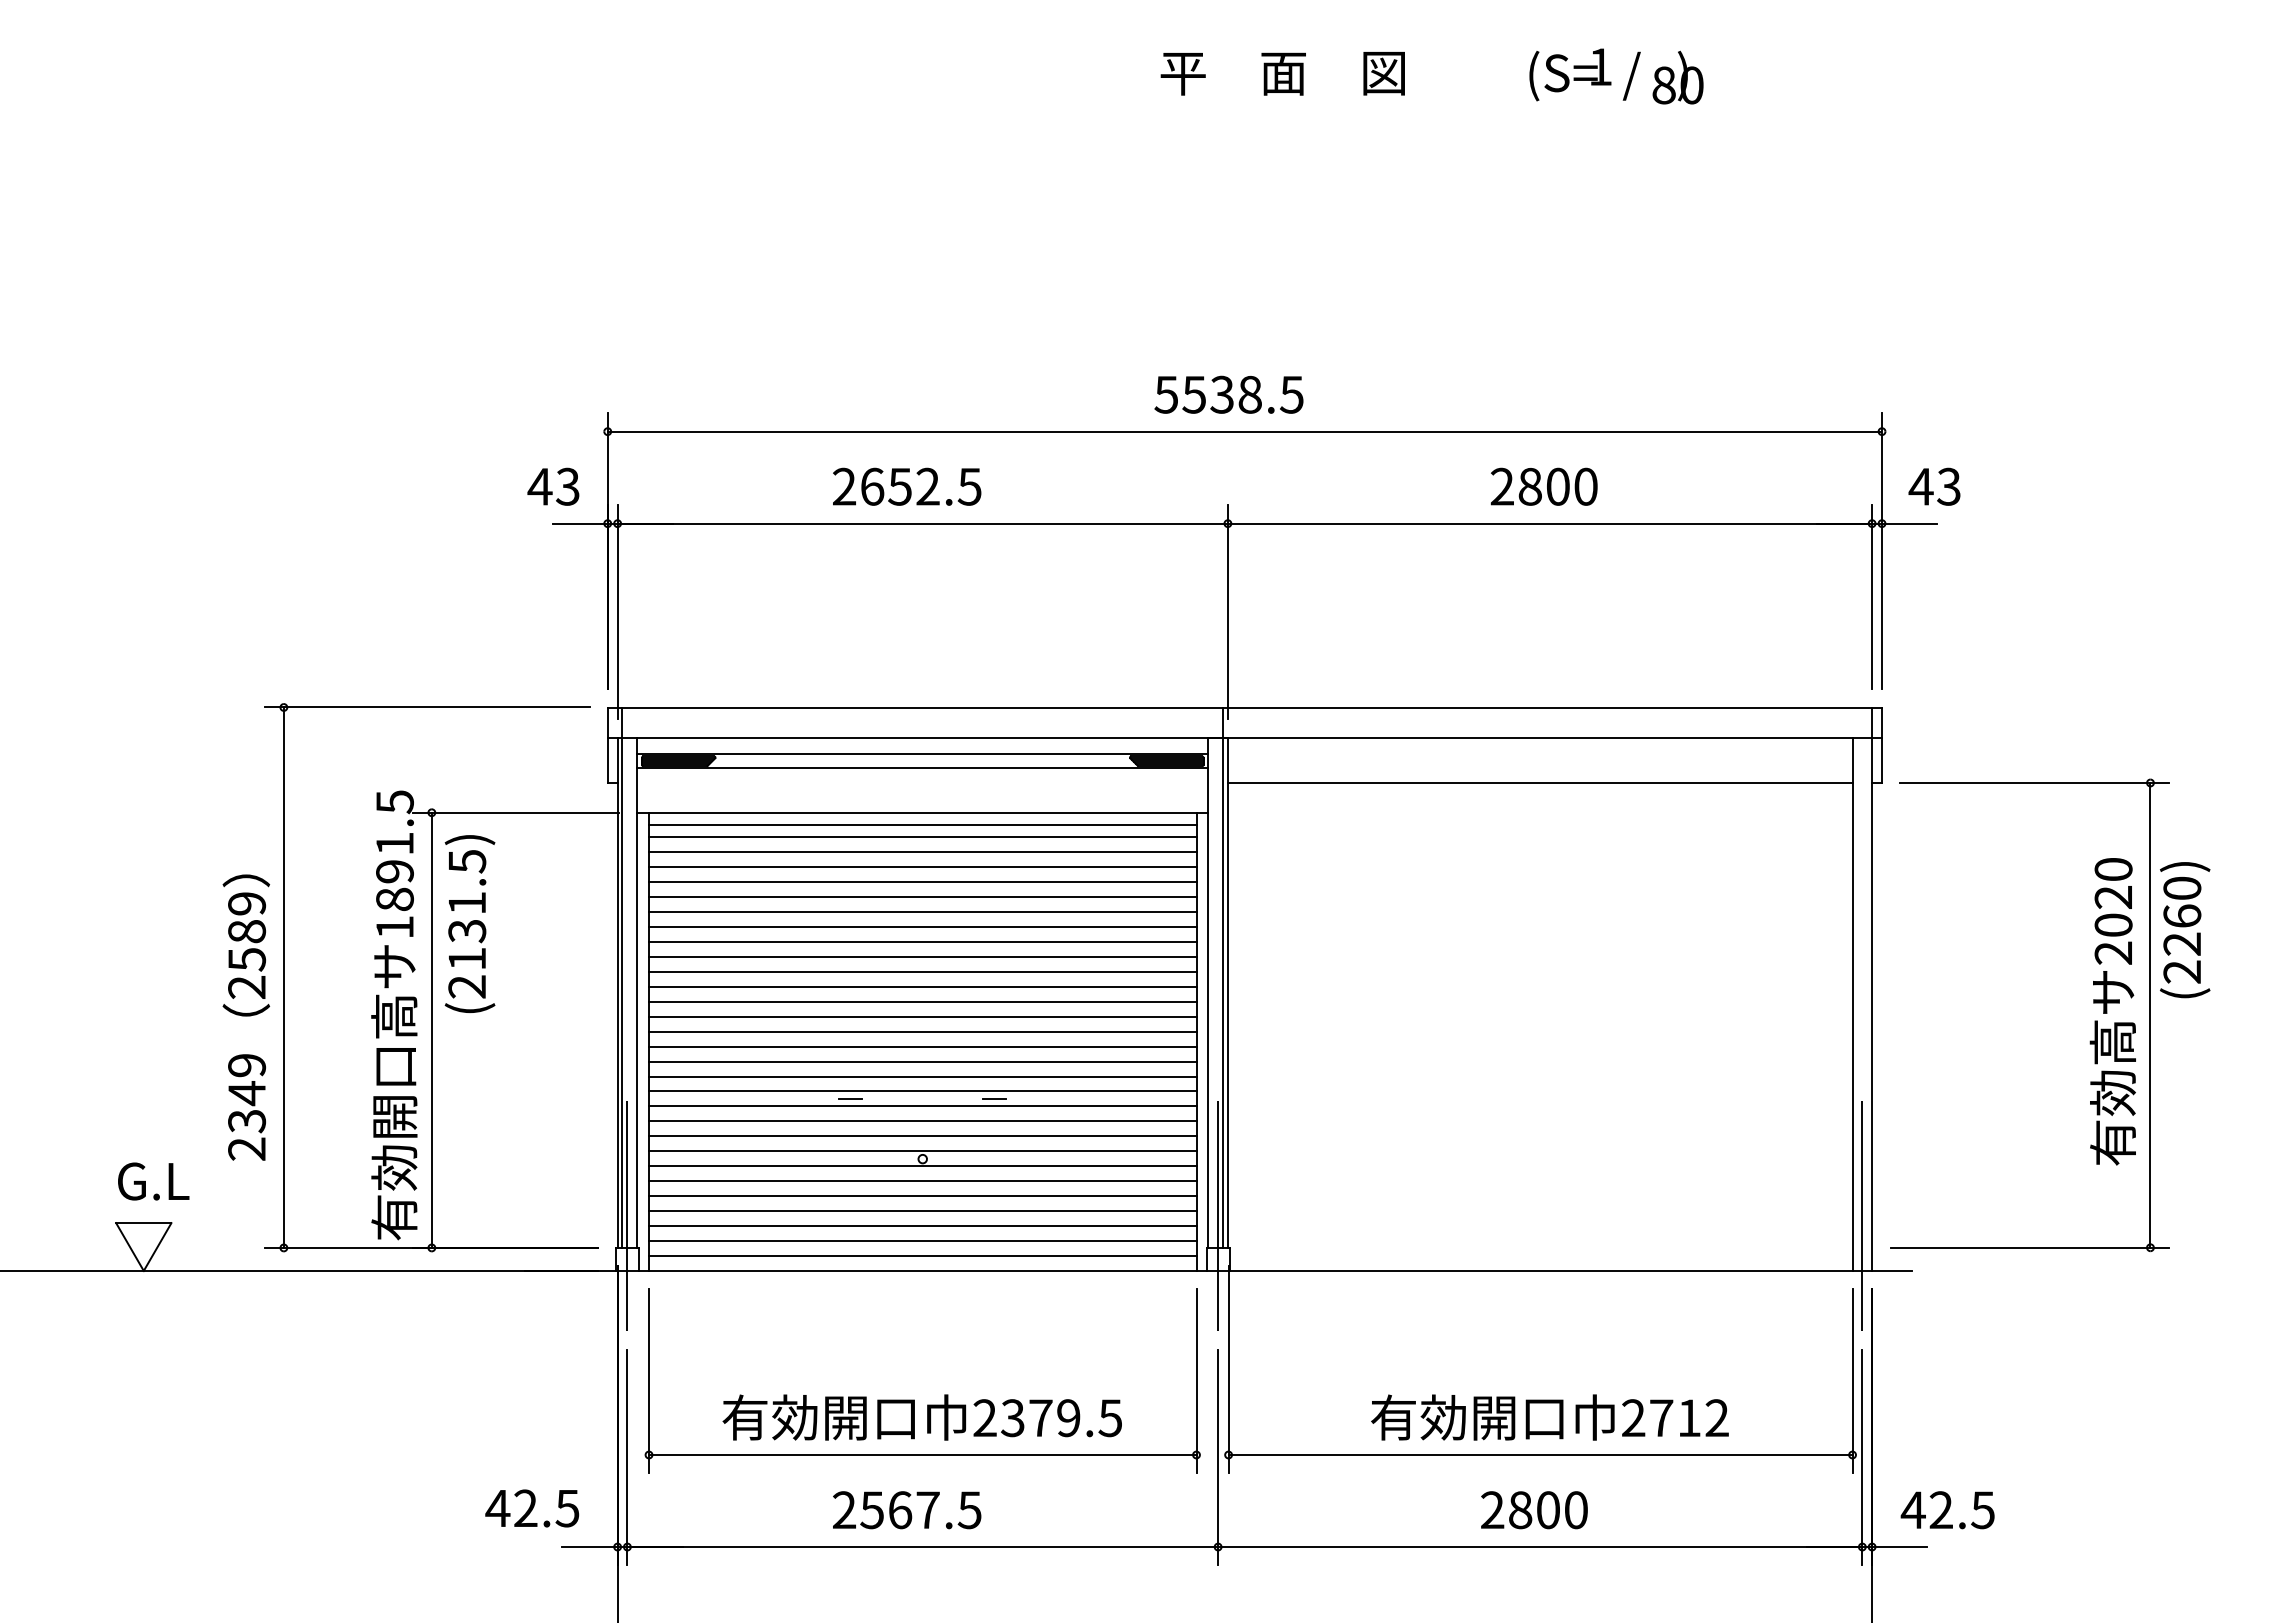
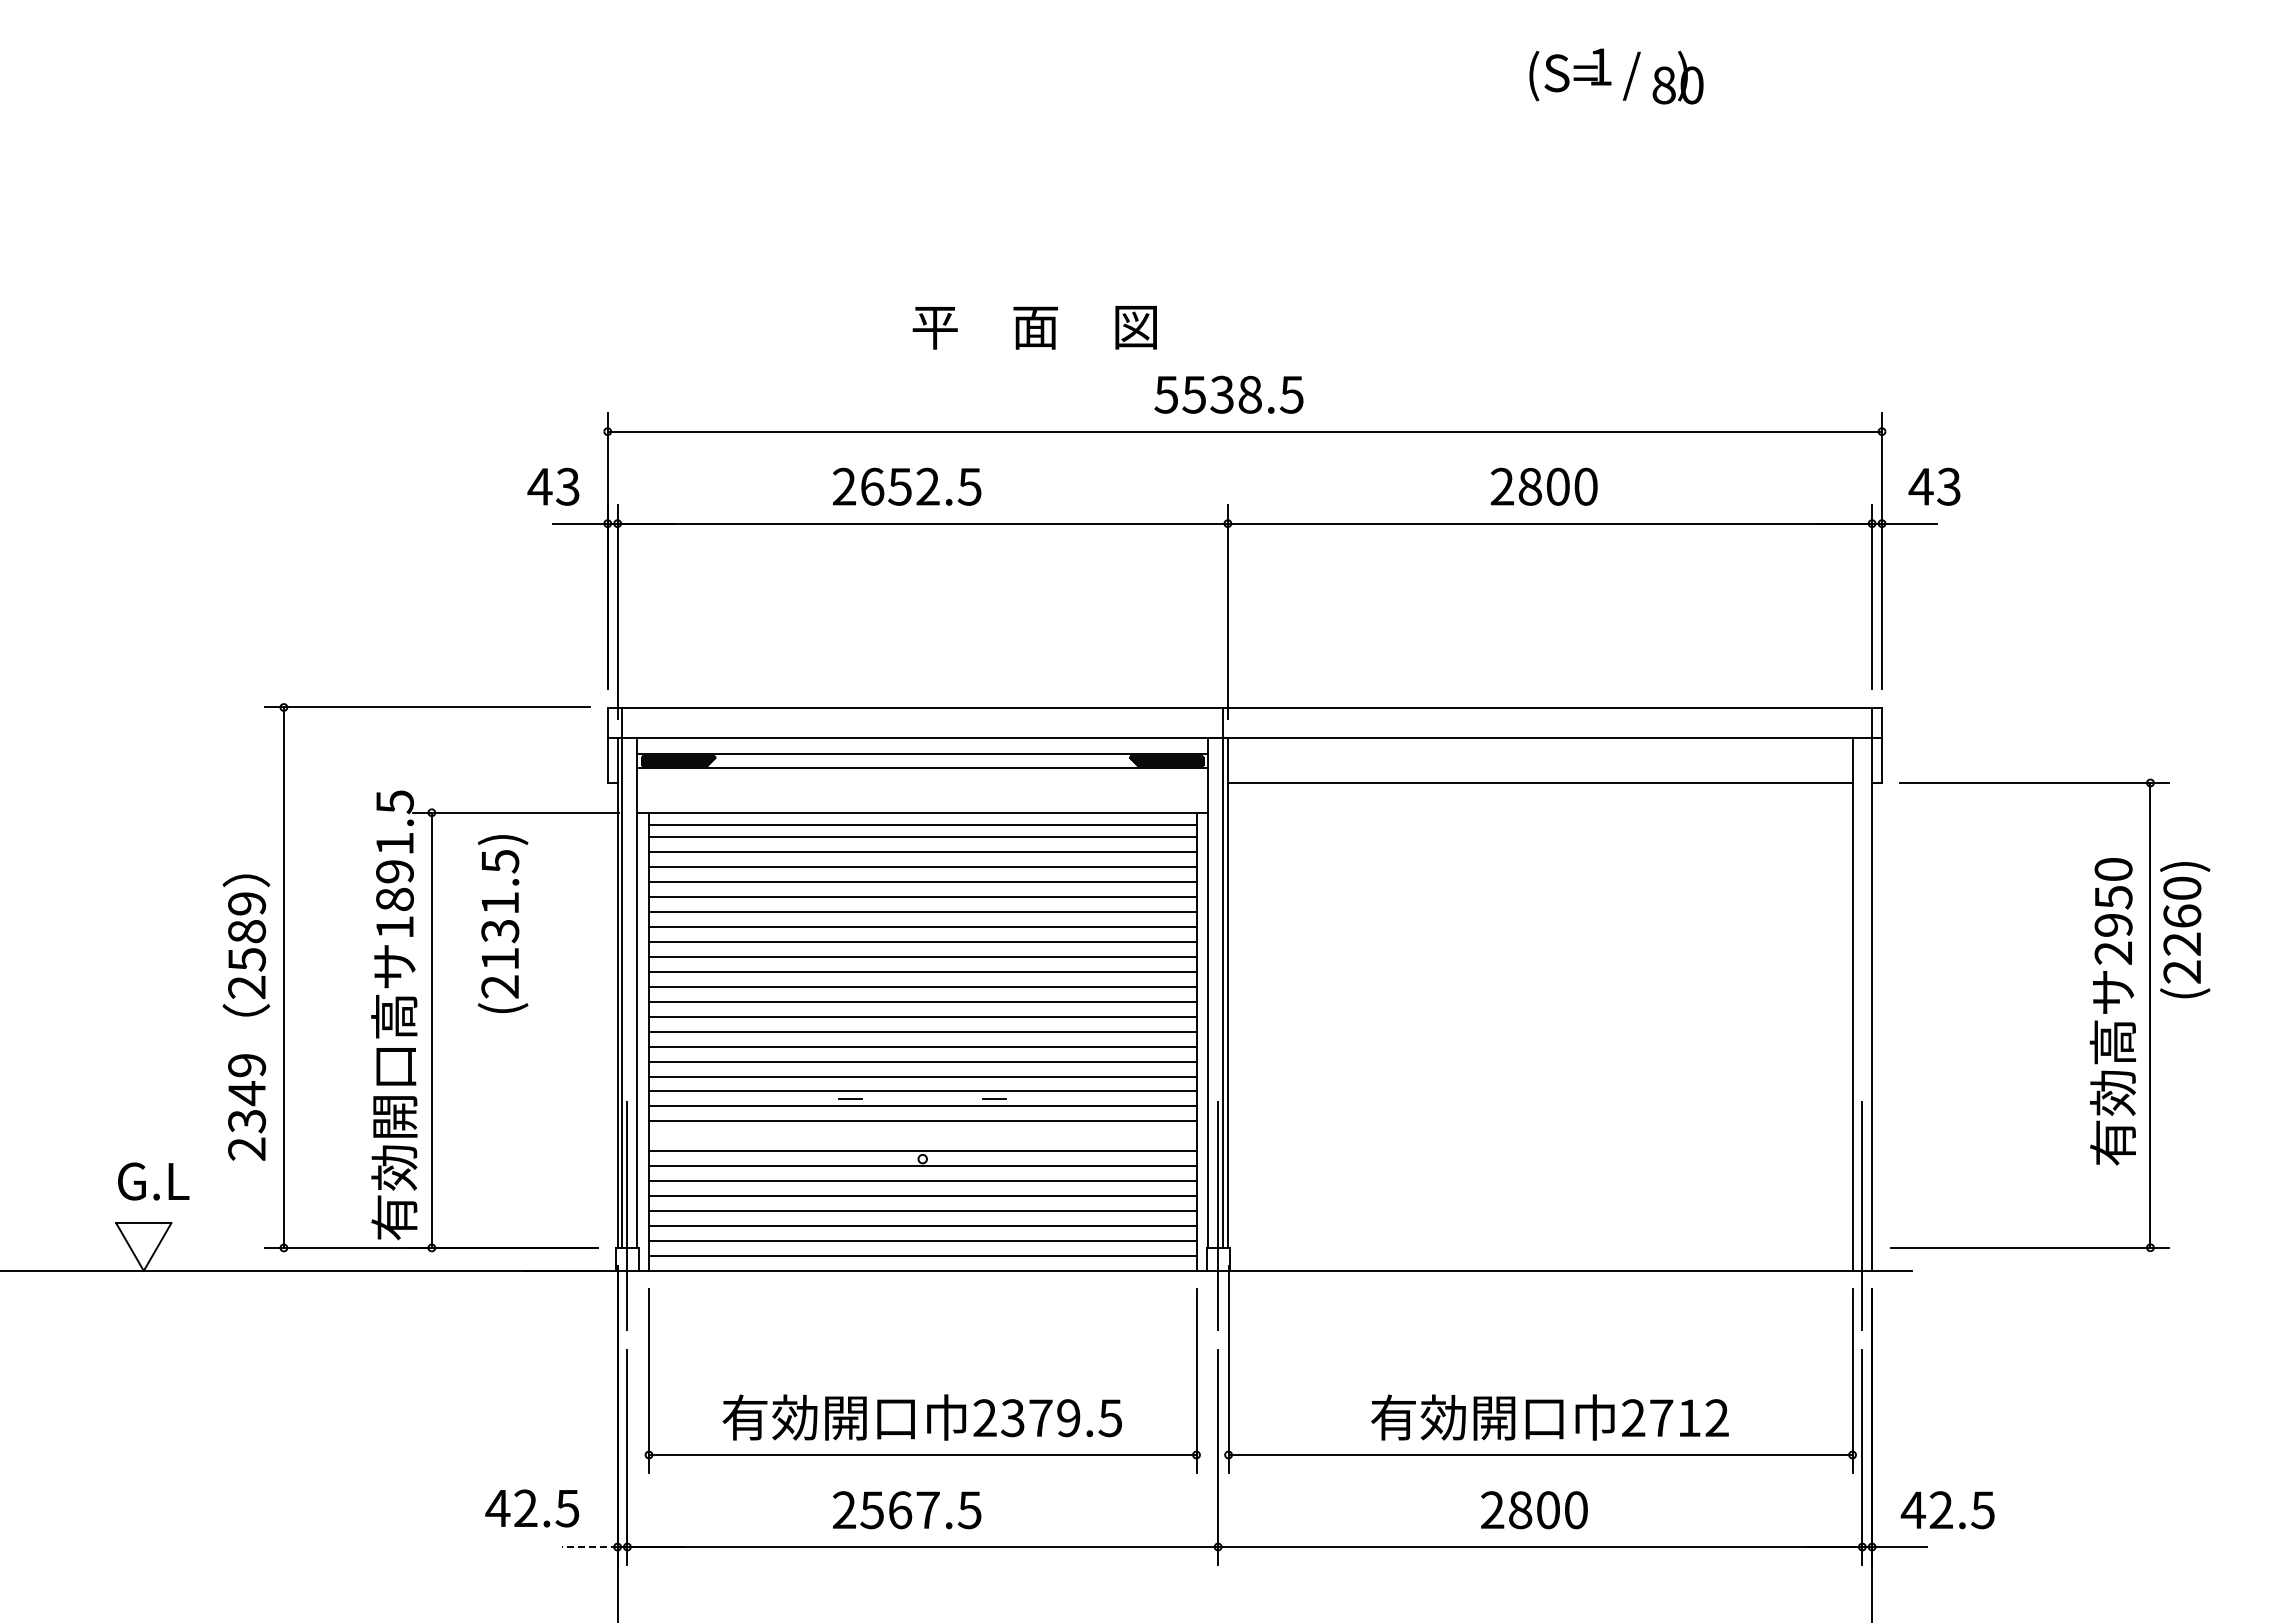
text position: (1282, 73) -> (1034, 327) (1034, 327)
text: 2020 -> 2950 (2113, 911)
text position: (469, 923) -> (502, 923) (502, 923)
line: present -> none (922, 1136)
line: solid -> dashed (590, 1547)
